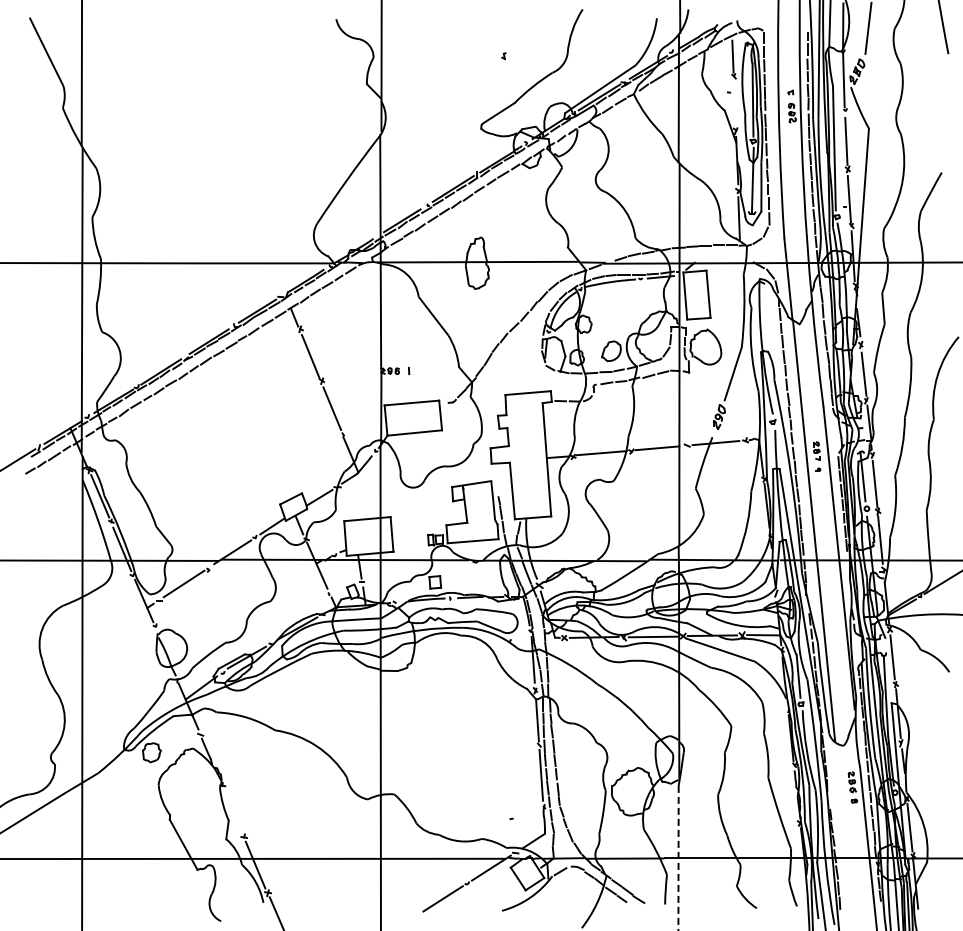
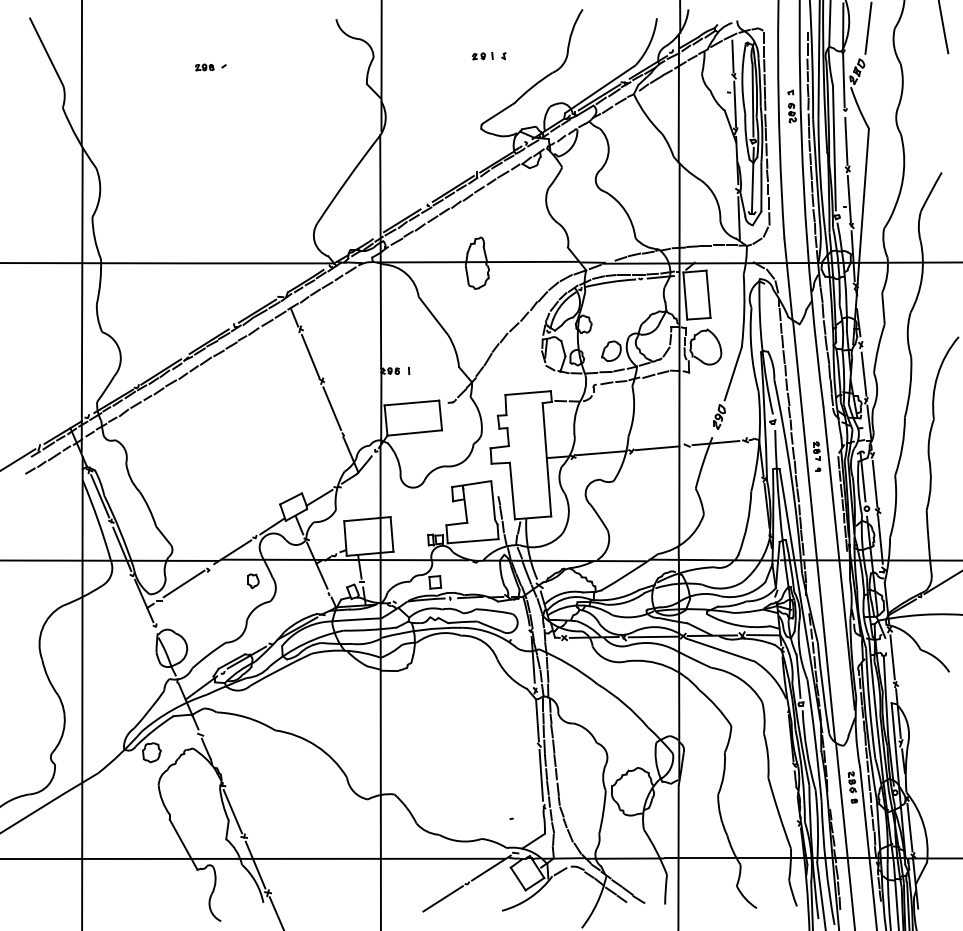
part: none -> present (482, 56)
part: none -> present (210, 67)
line: none -> present (735, 104)
part: none -> present (253, 581)
line: none -> present (232, 811)
line: none -> present (845, 835)
line: dashed -> solid (678, 858)
